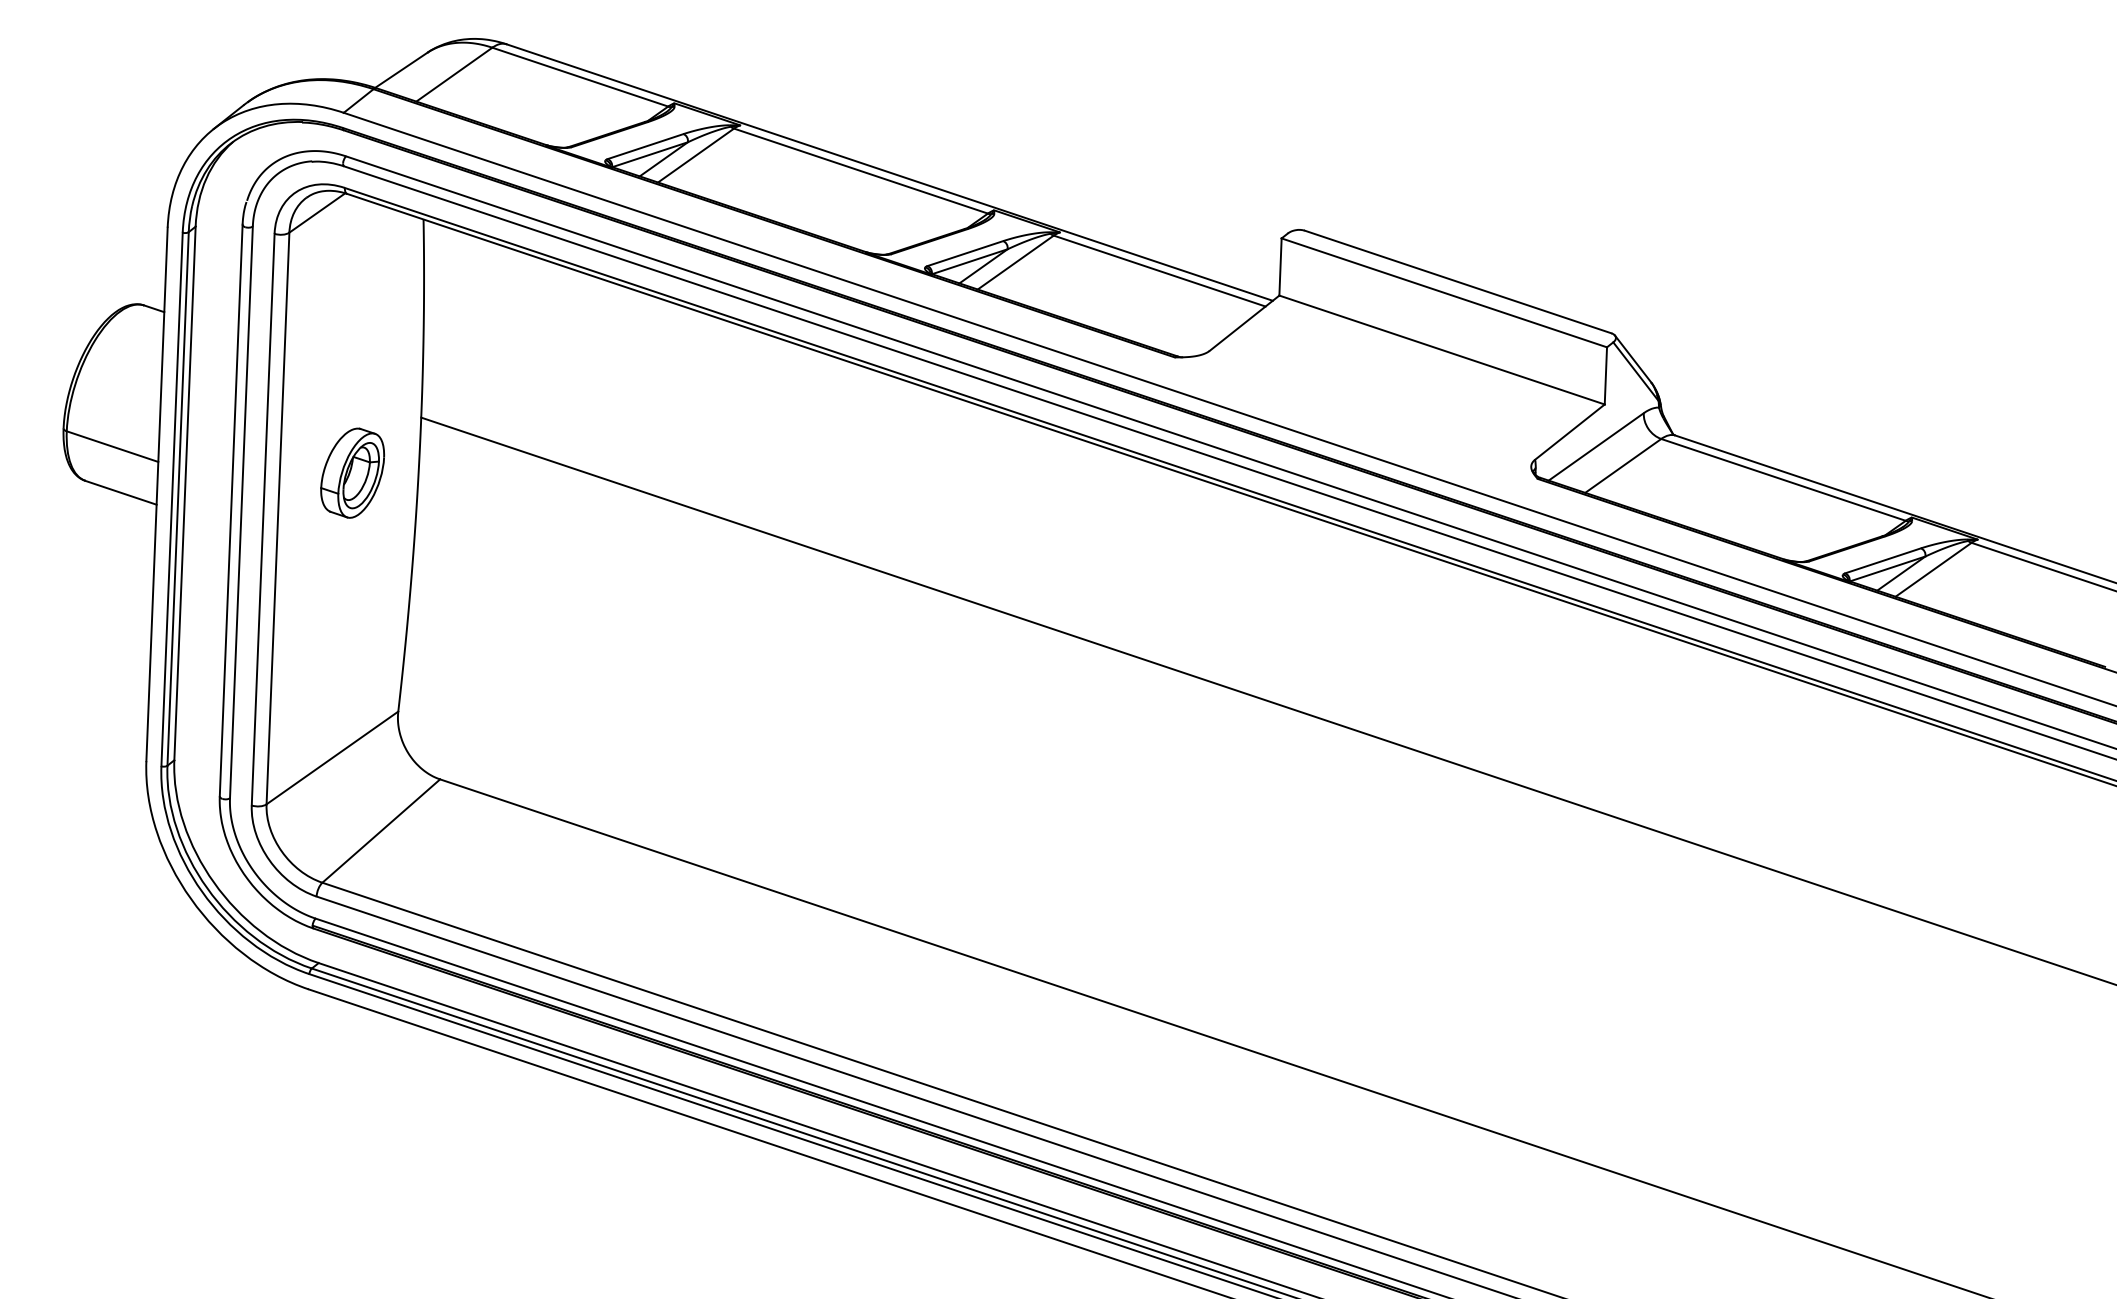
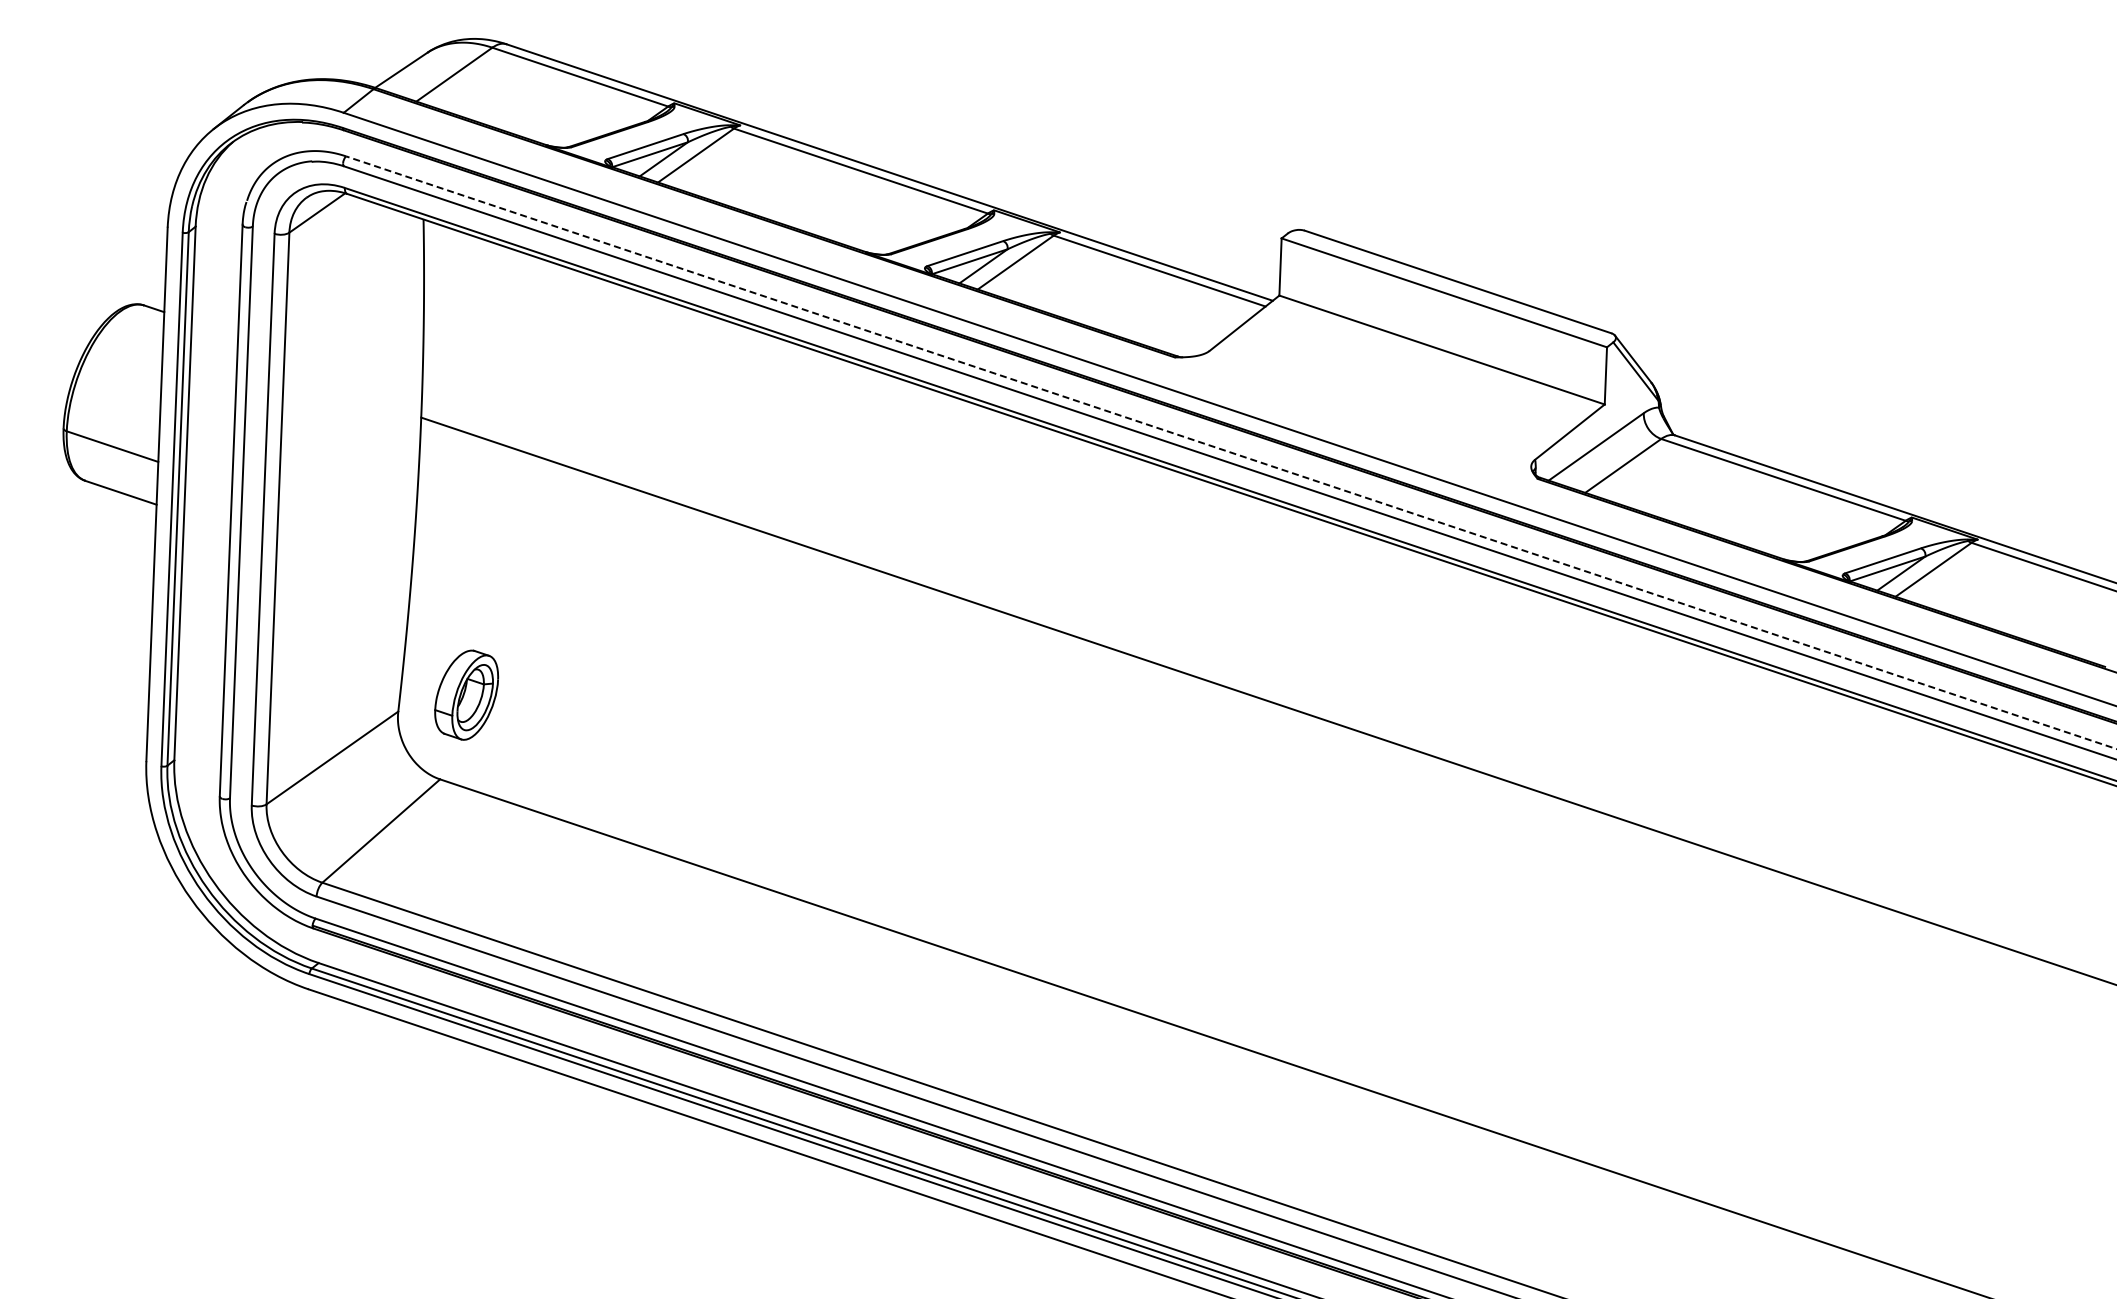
line: solid -> dashed (1230, 452)
part position: (352, 472) -> (466, 694) (466, 694)
